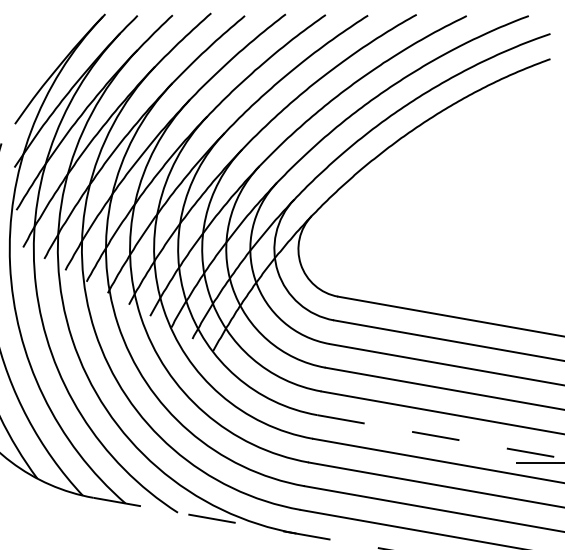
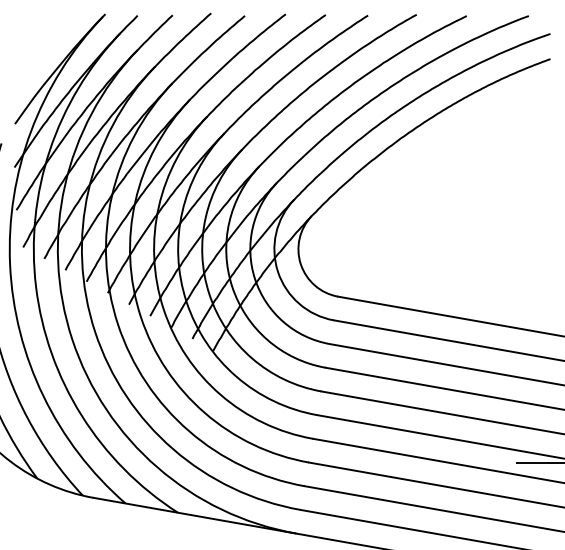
line: dashed -> solid (441, 437)
line: dashed -> solid (241, 523)
